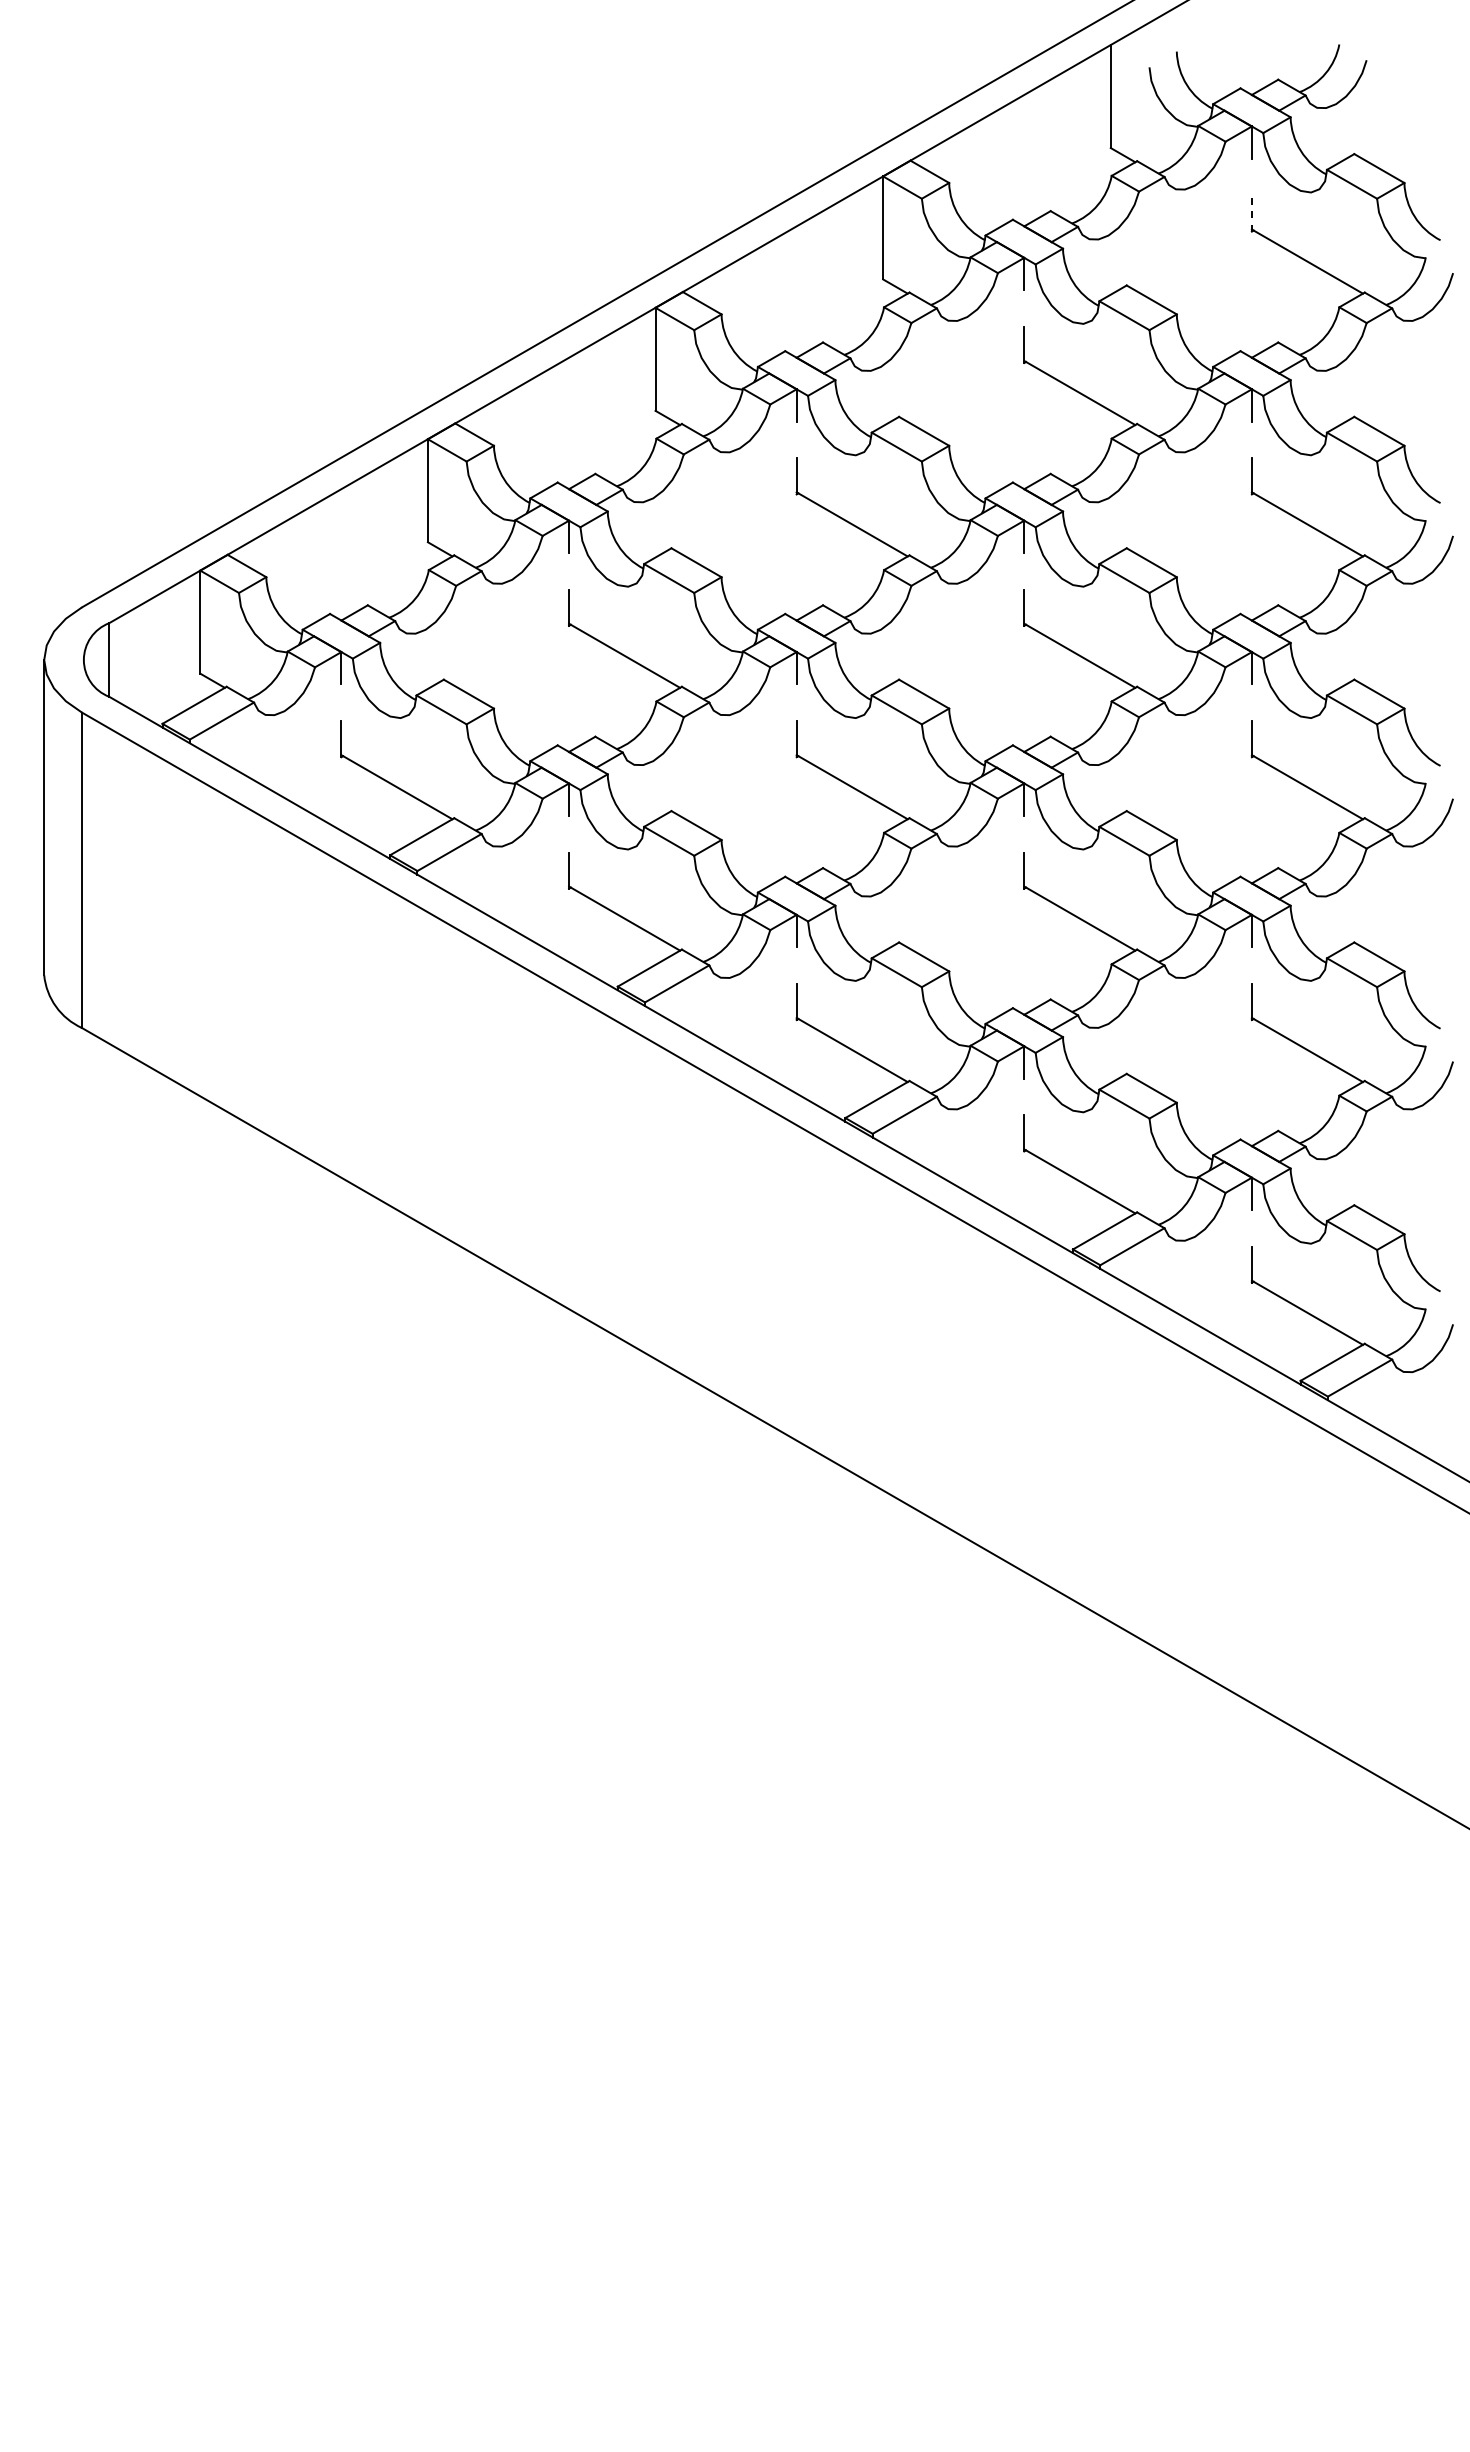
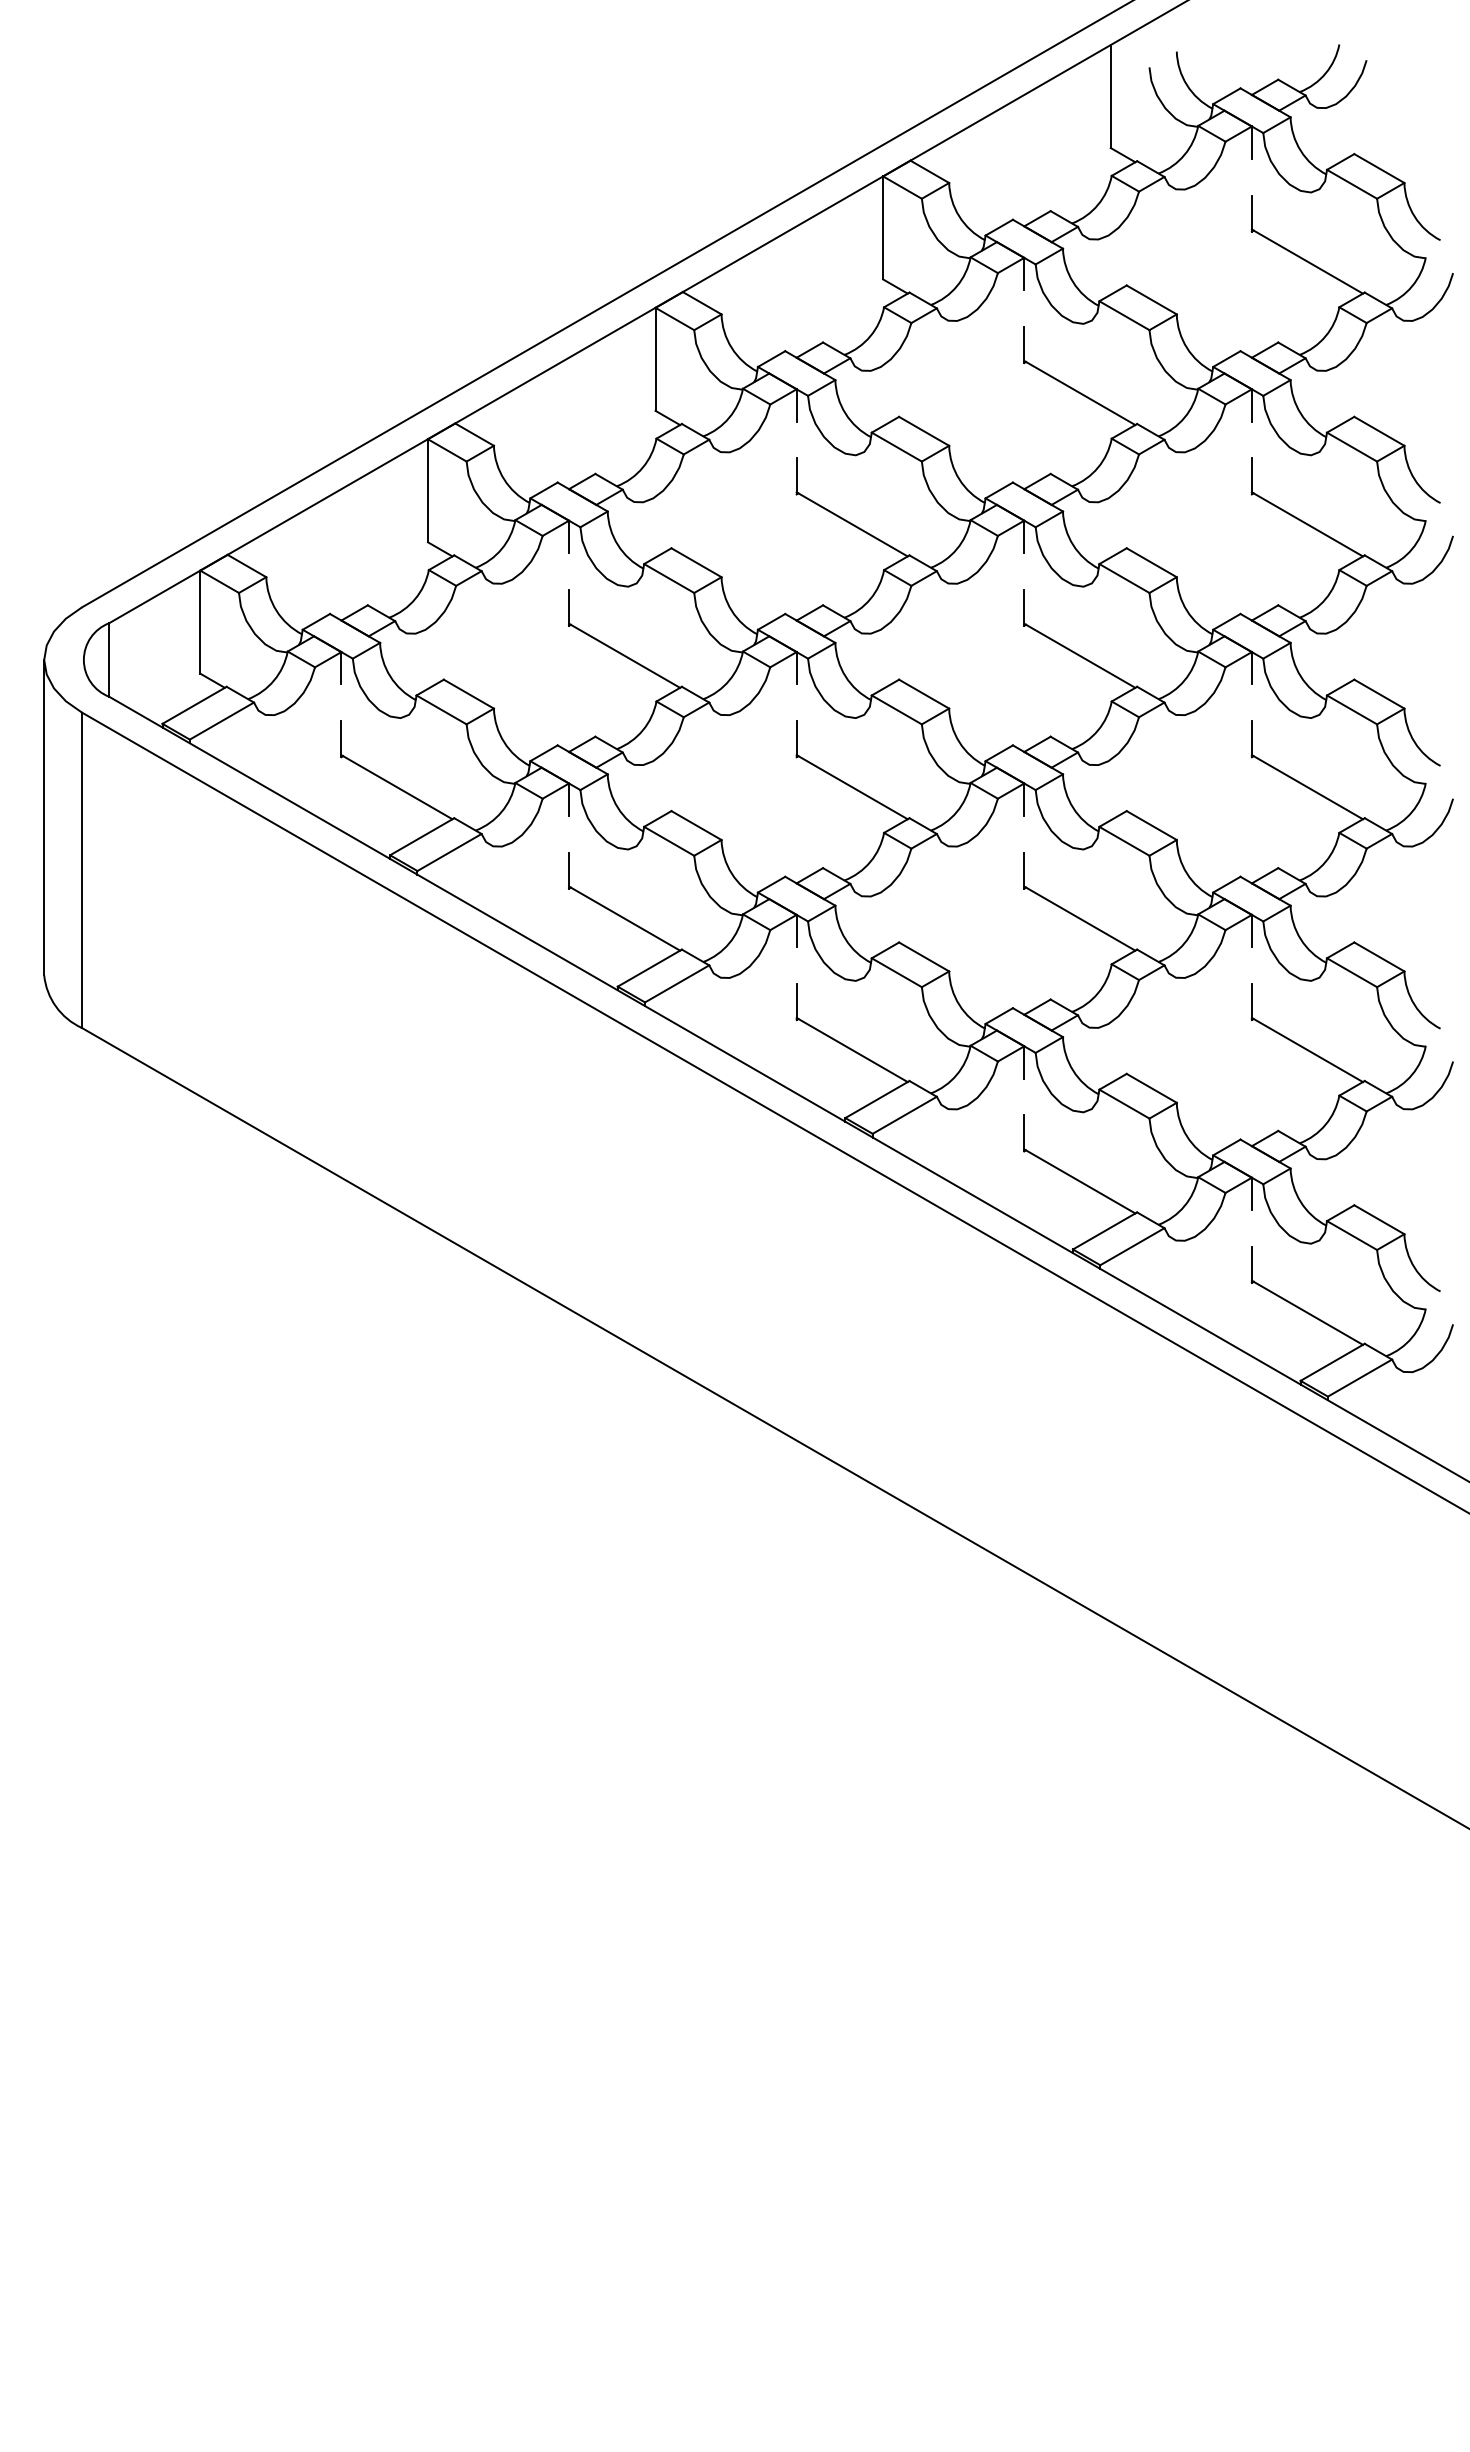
line: dashed -> solid (1251, 213)
